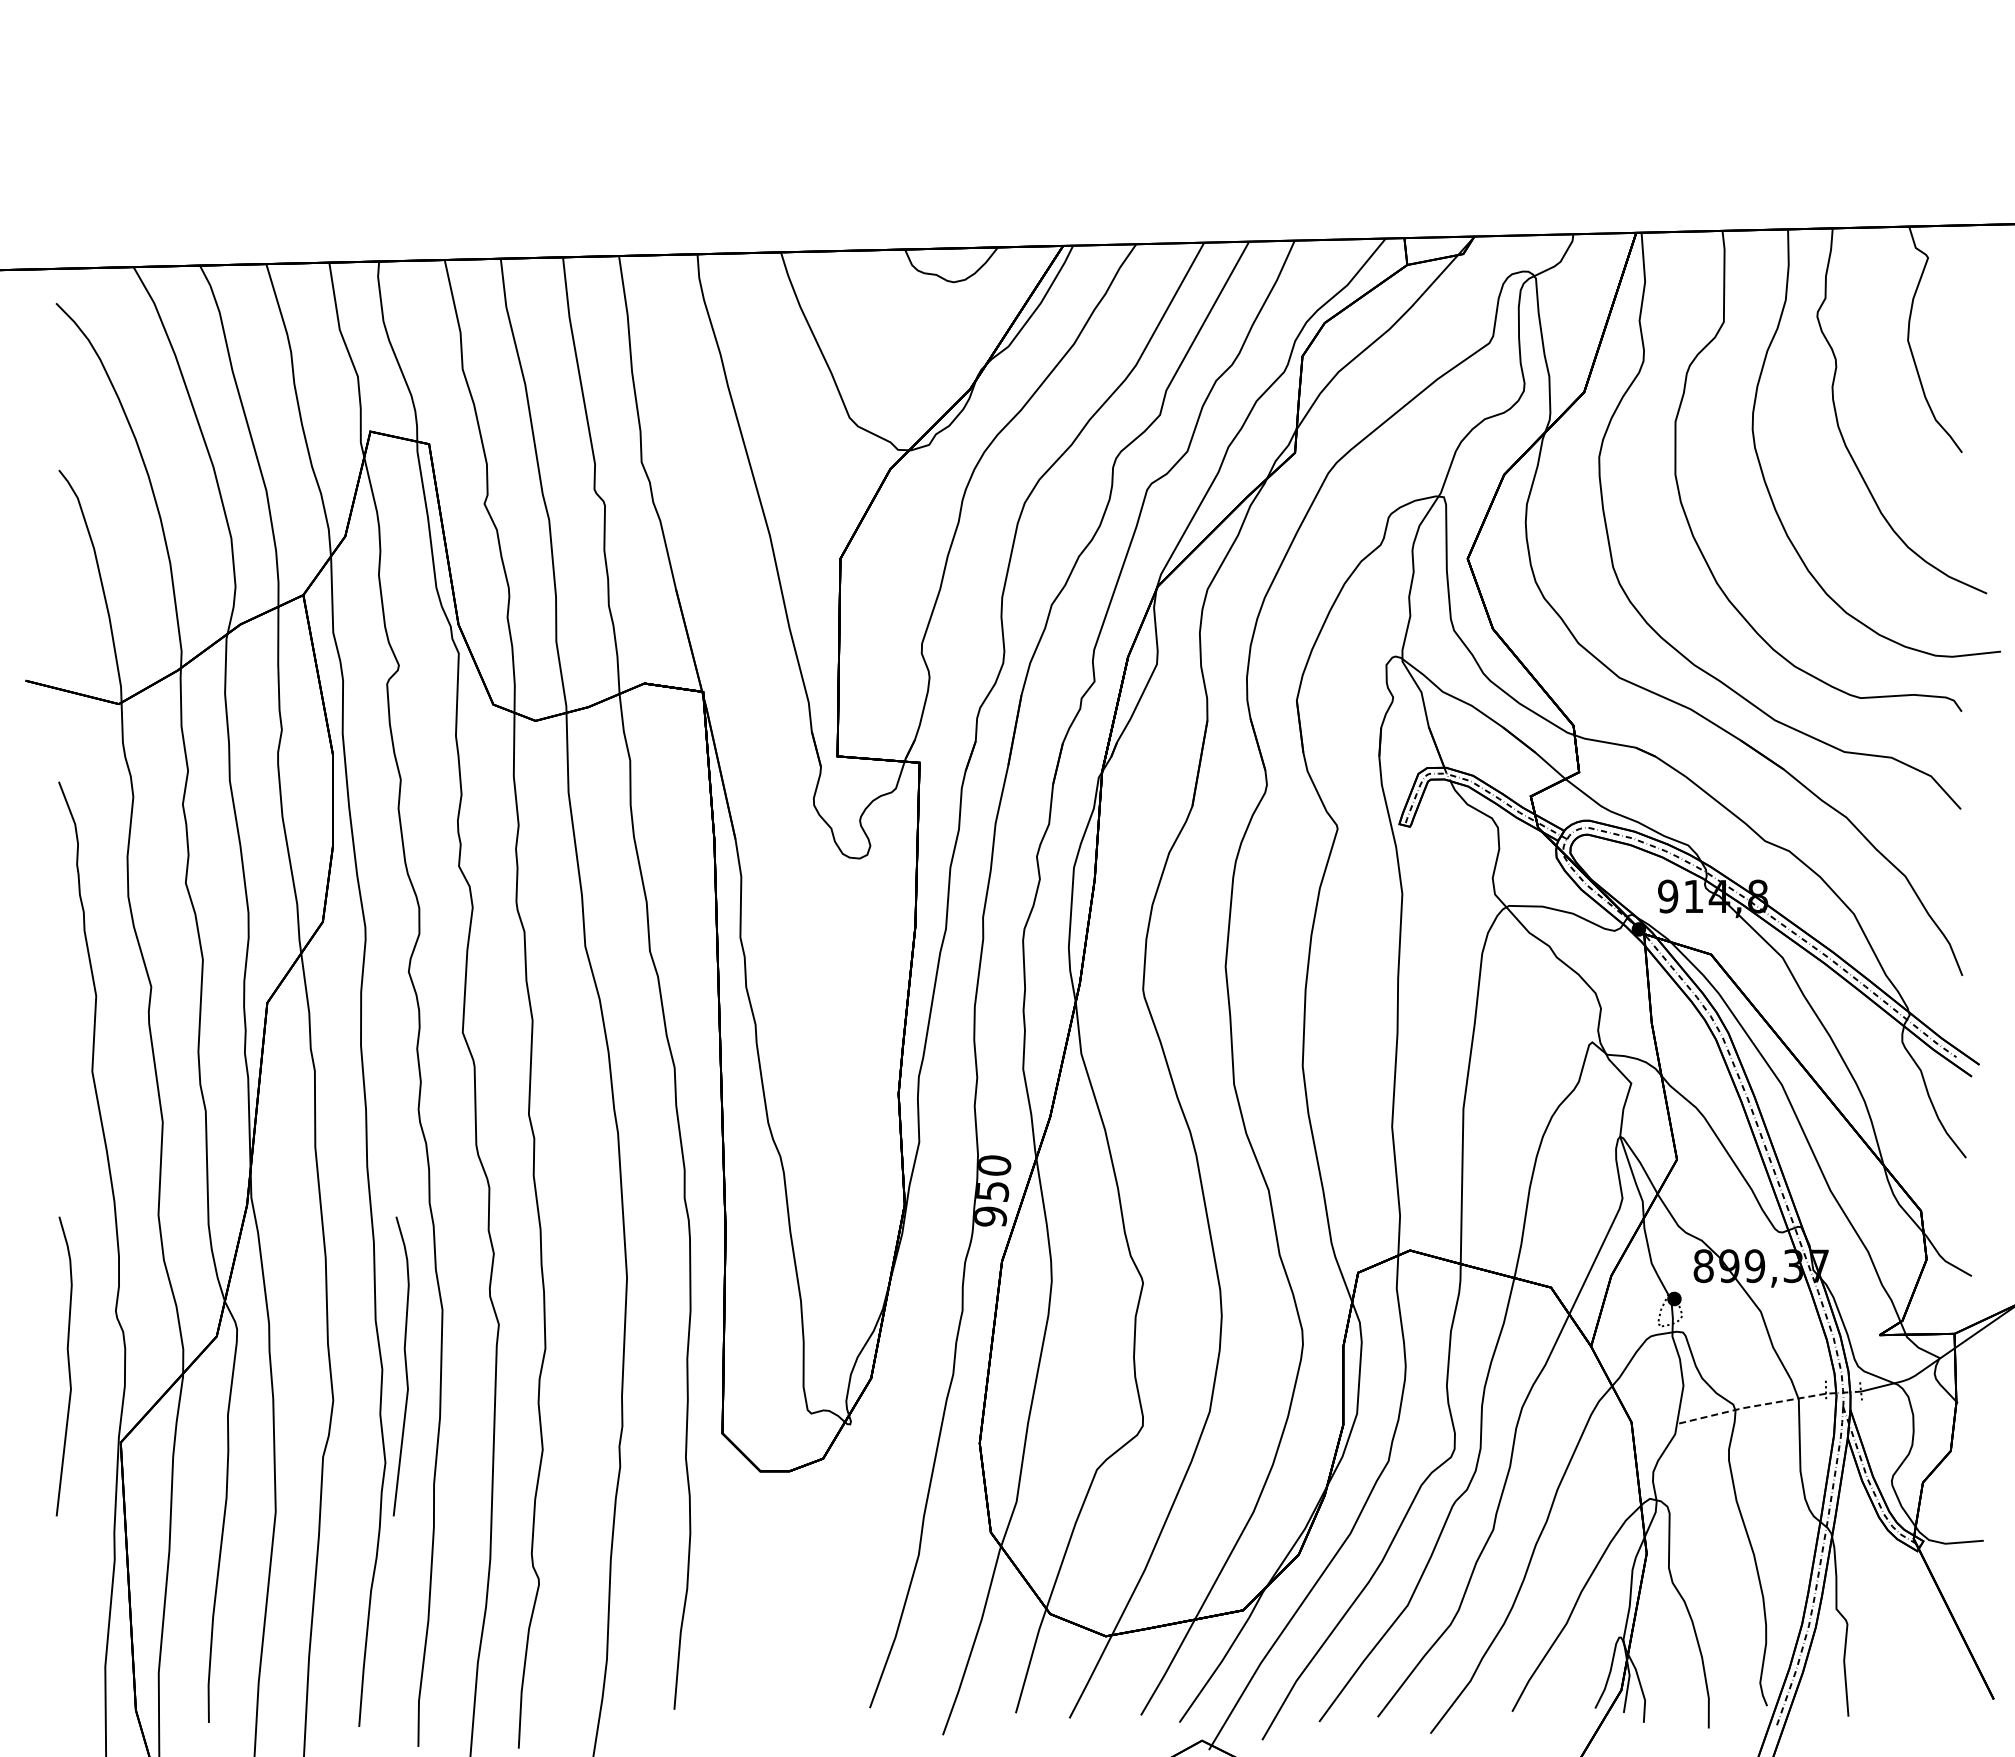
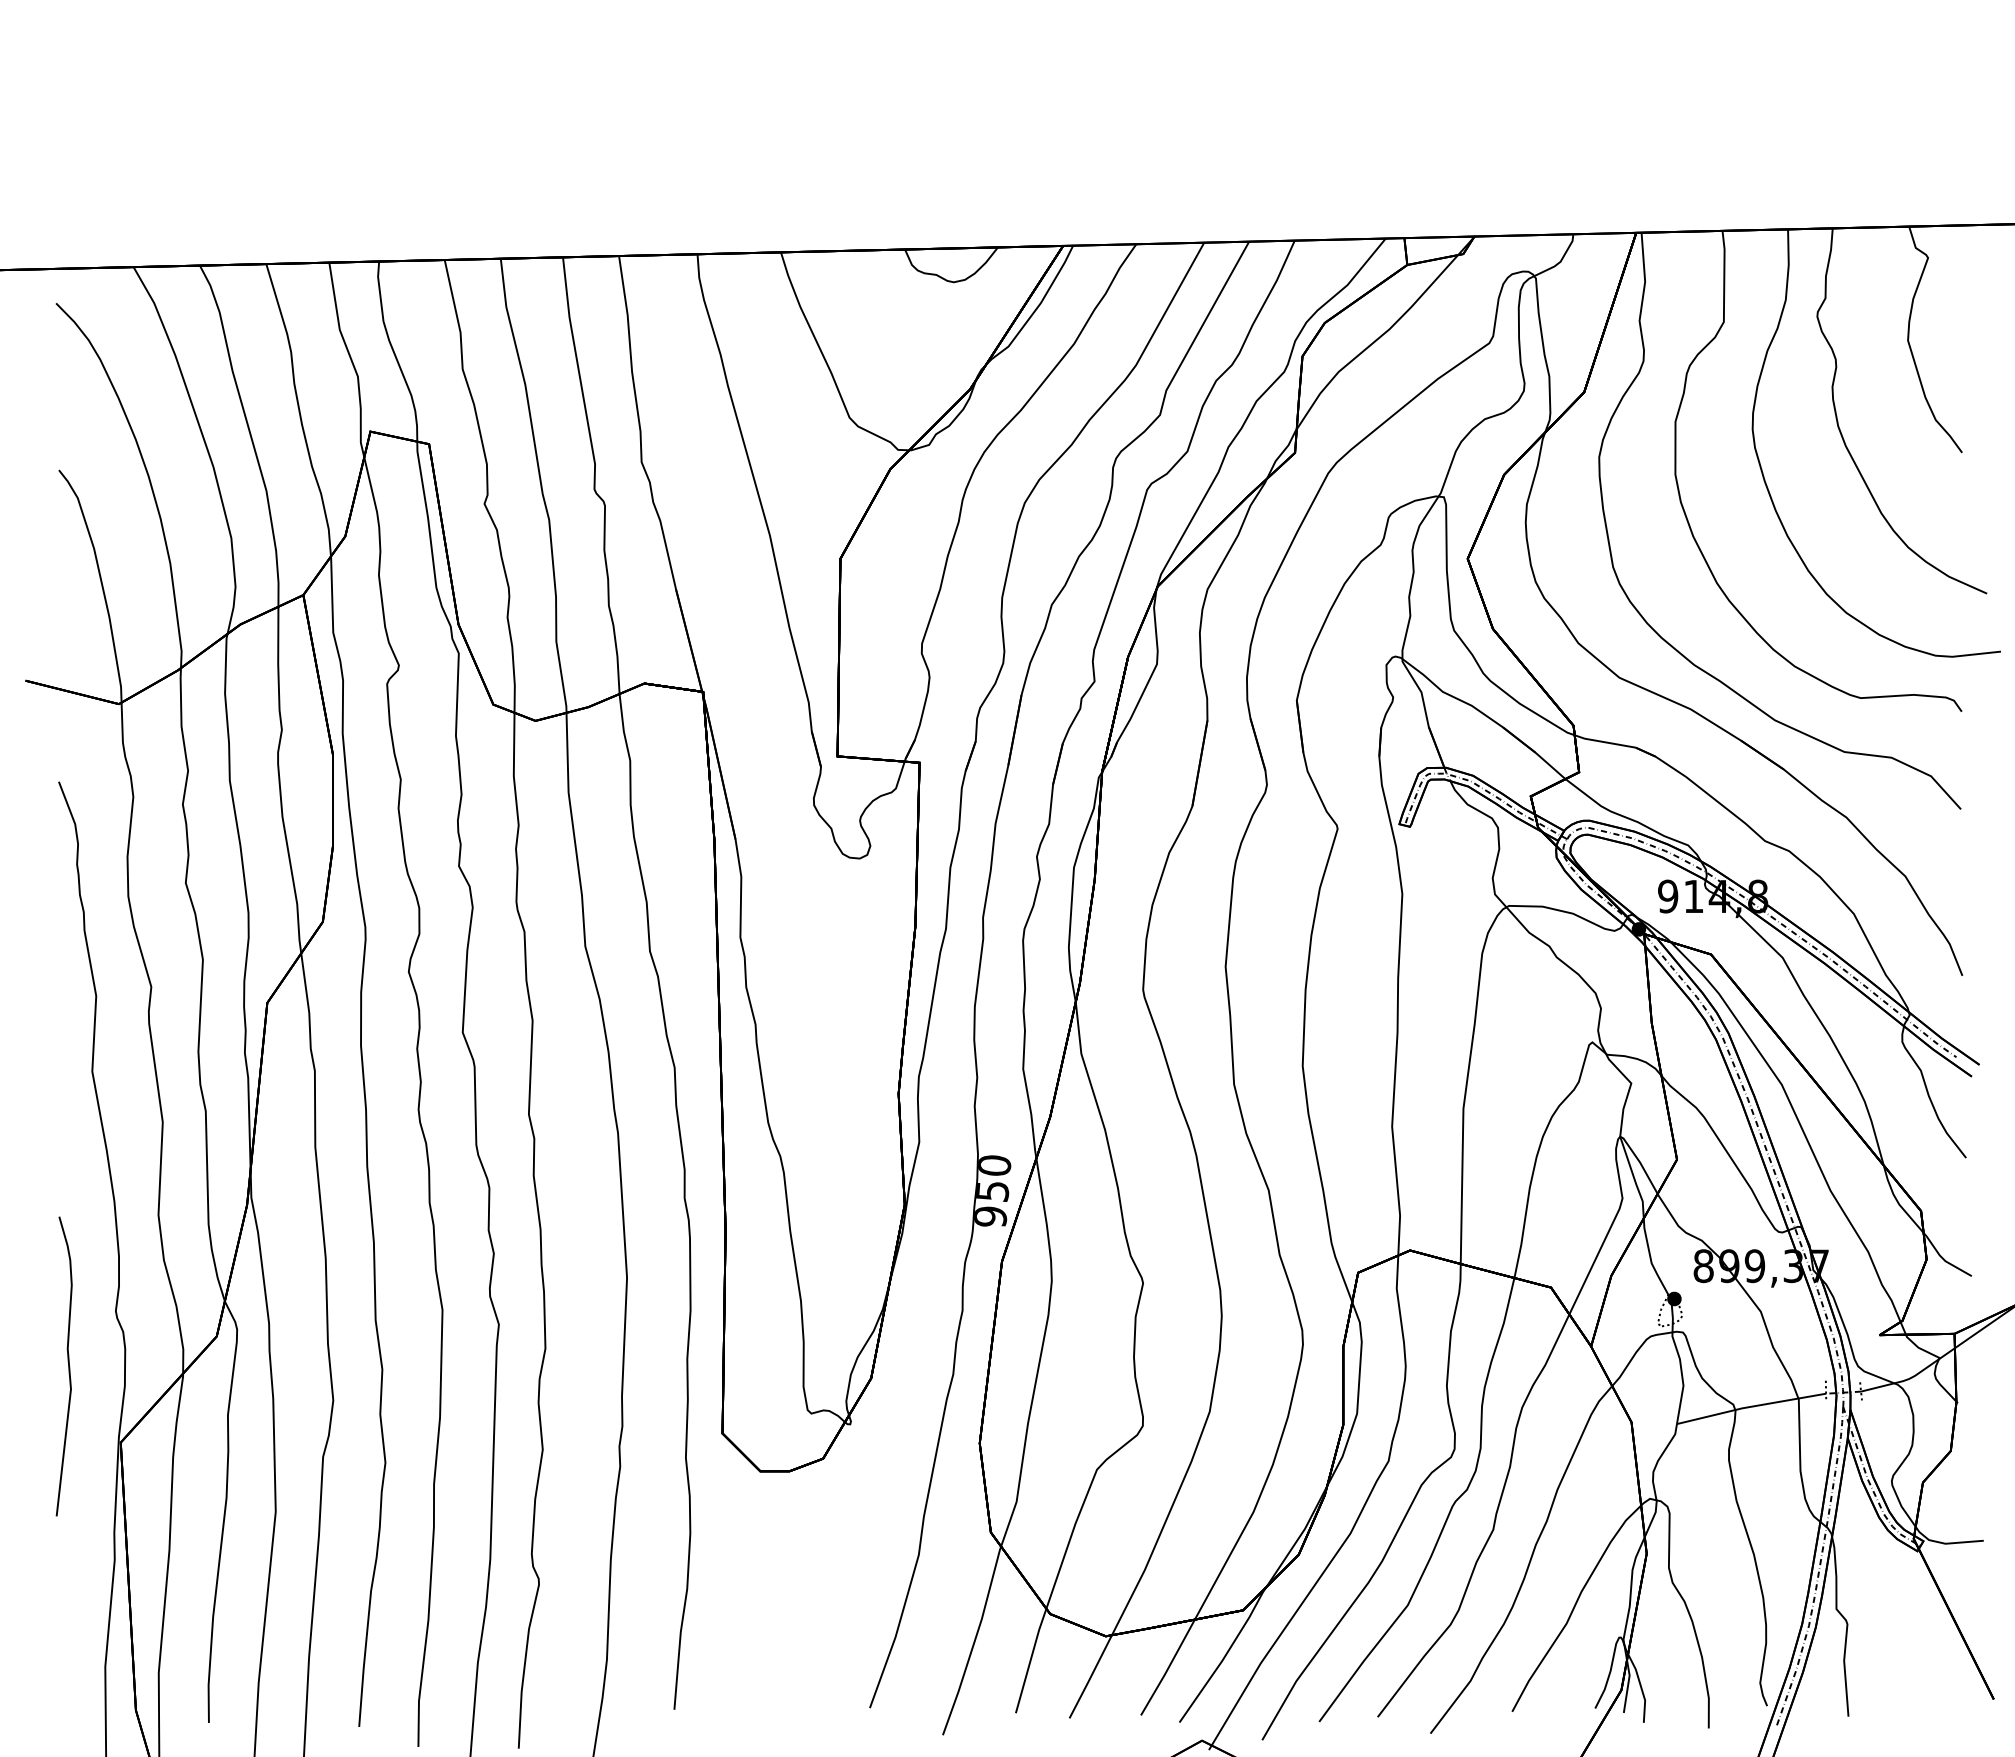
curve: present -> none (405, 1366)
line: dashed -> solid (1750, 1406)
